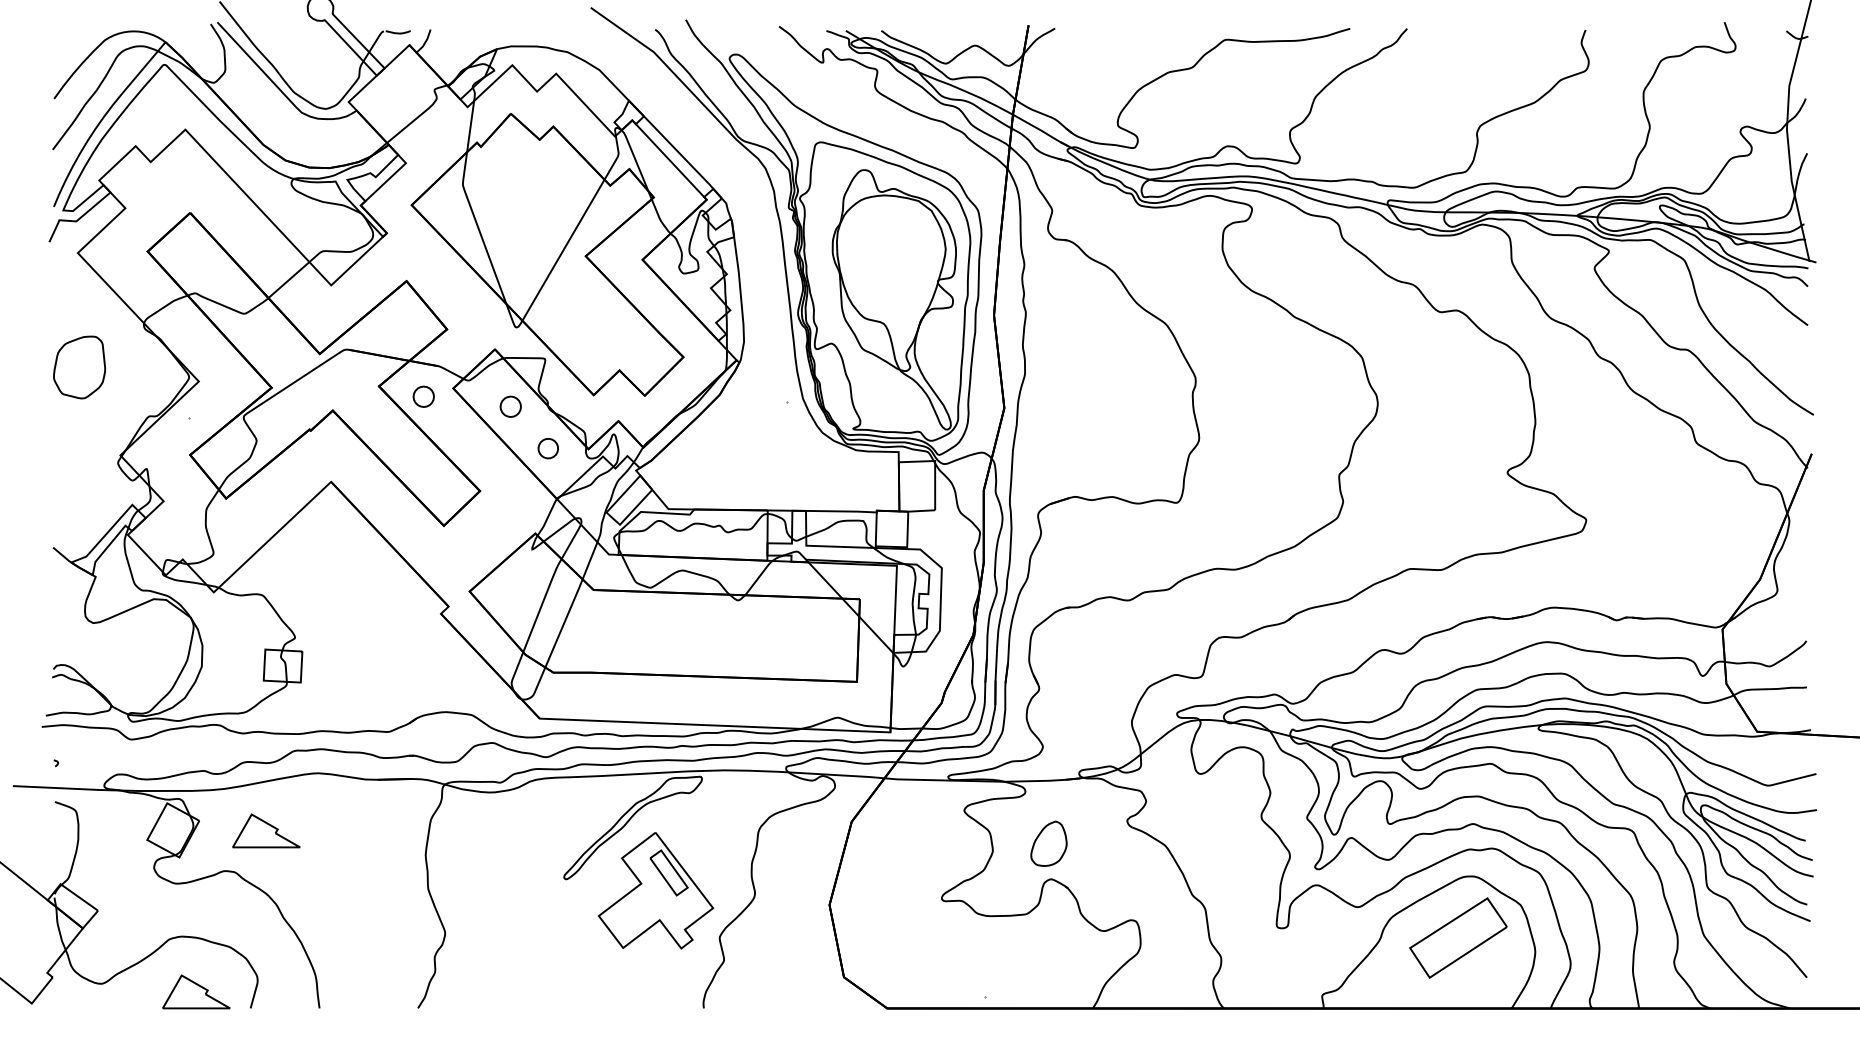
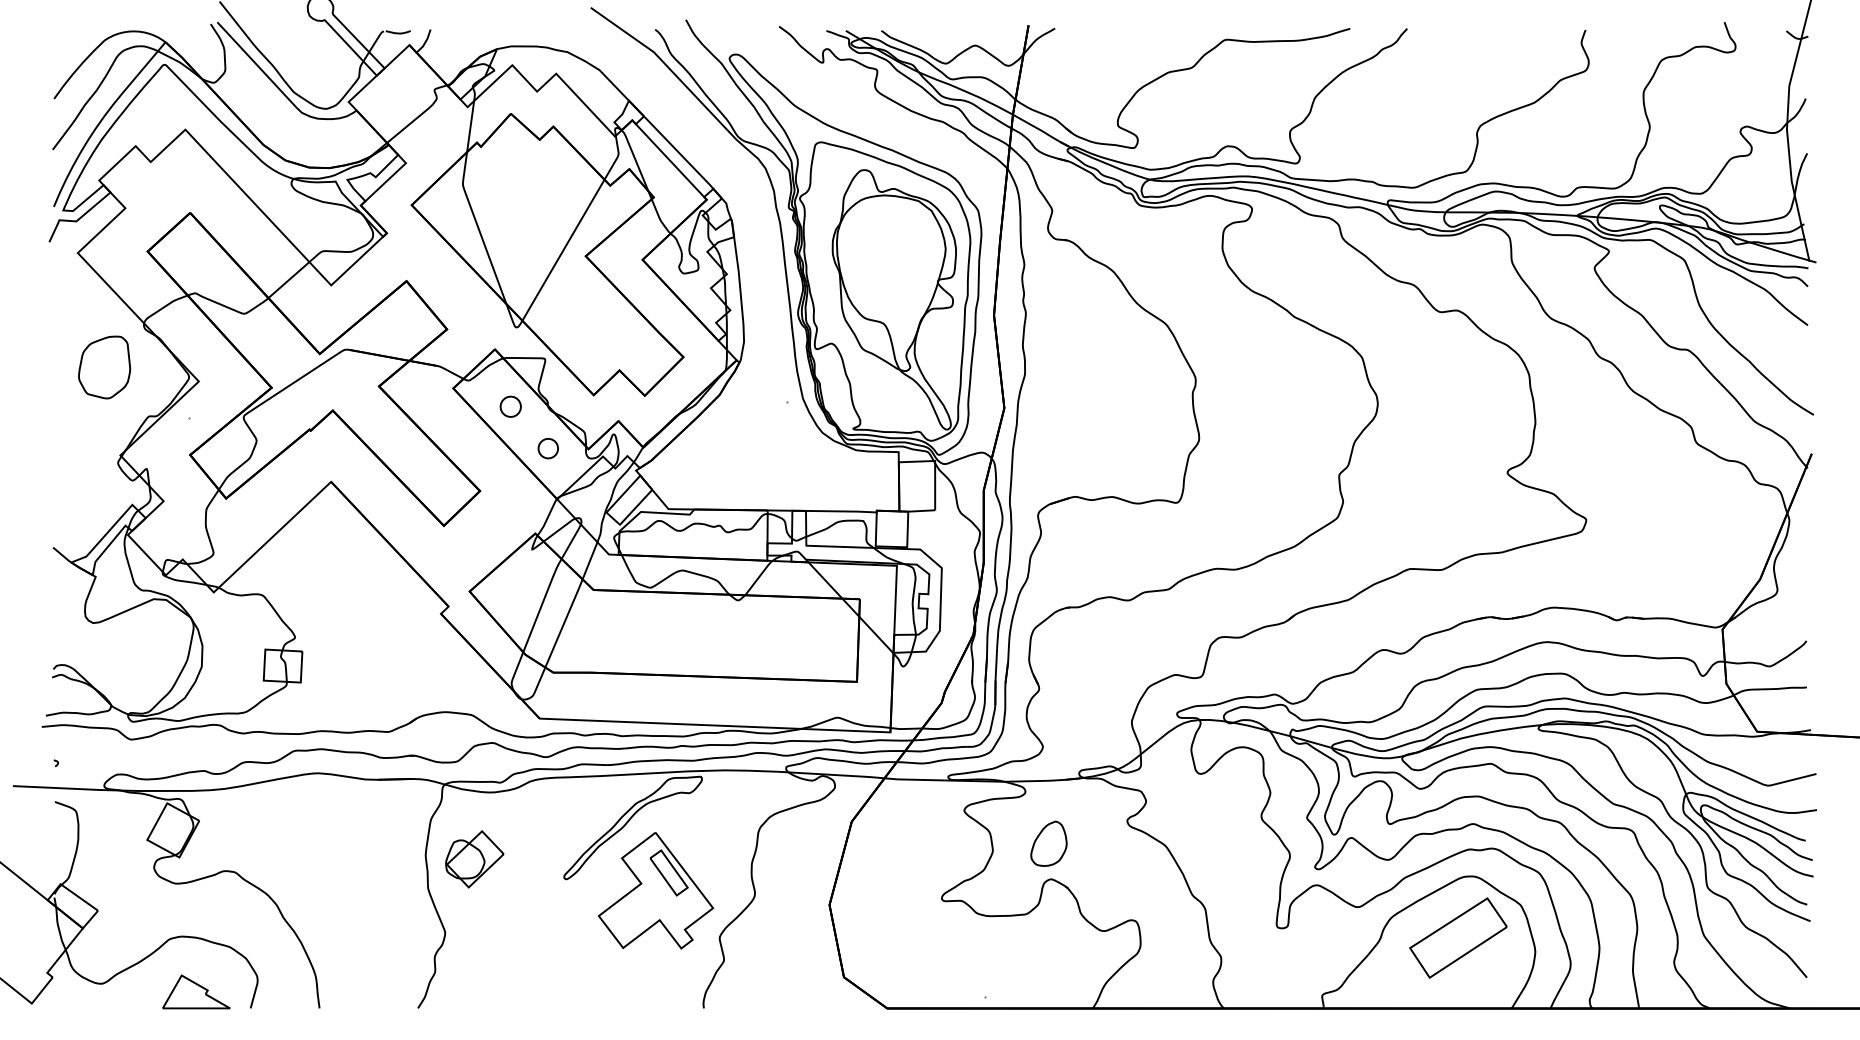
part position: (79, 367) -> (104, 367) (104, 367)
part: present -> none (423, 396)
part: present -> none (266, 830)
part: none -> present (474, 859)
